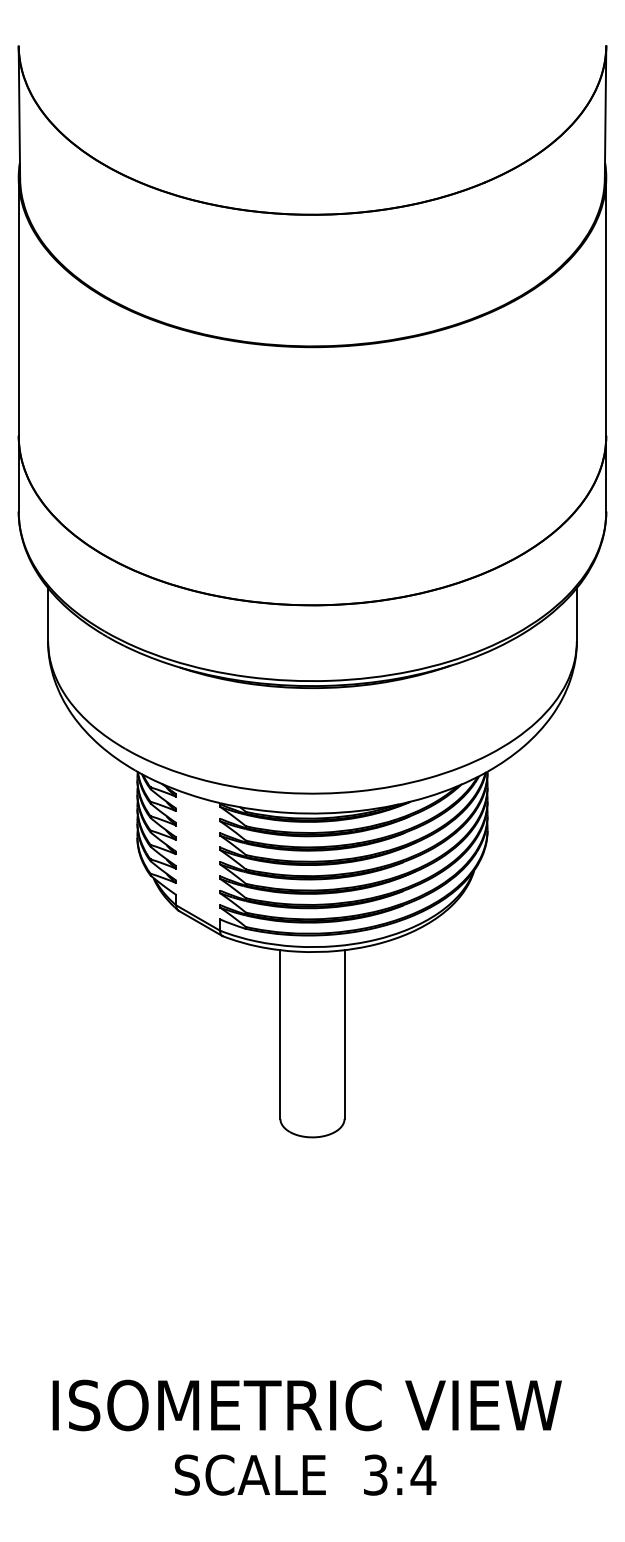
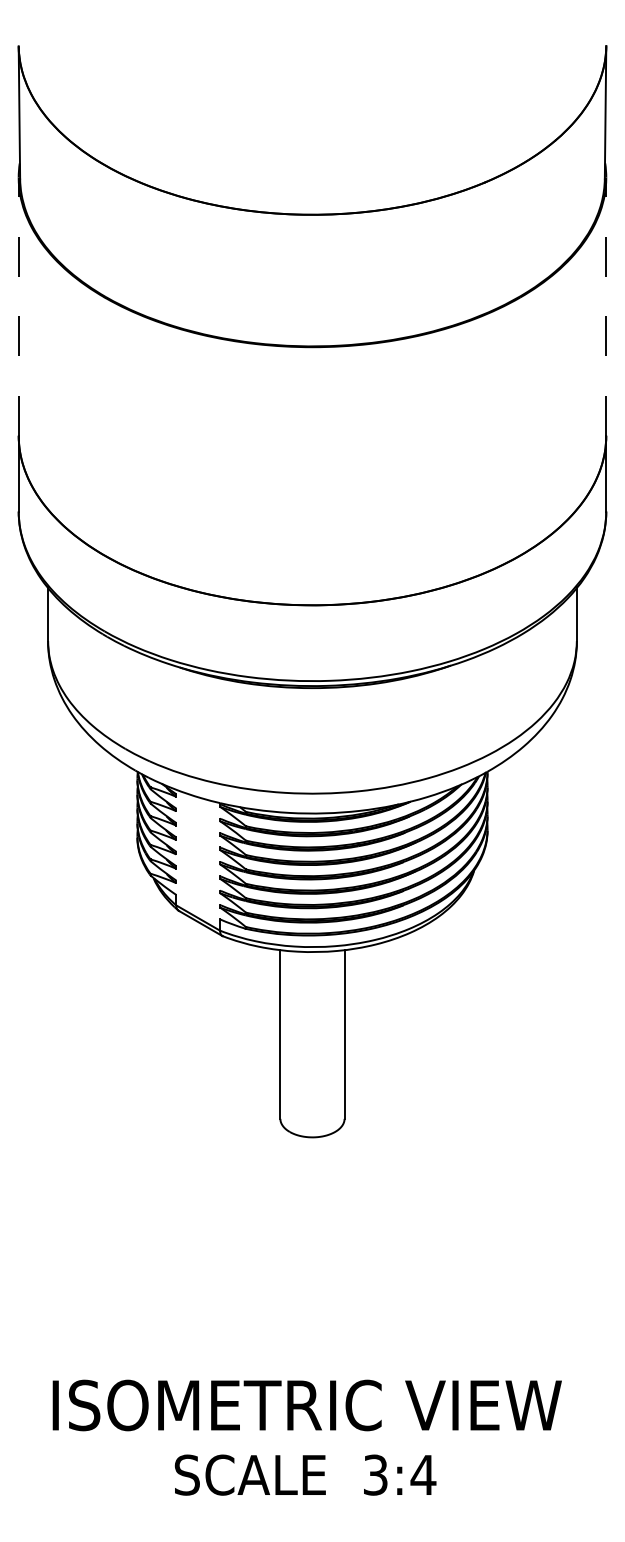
line: solid -> dashed (18, 306)
line: solid -> dashed (606, 306)
